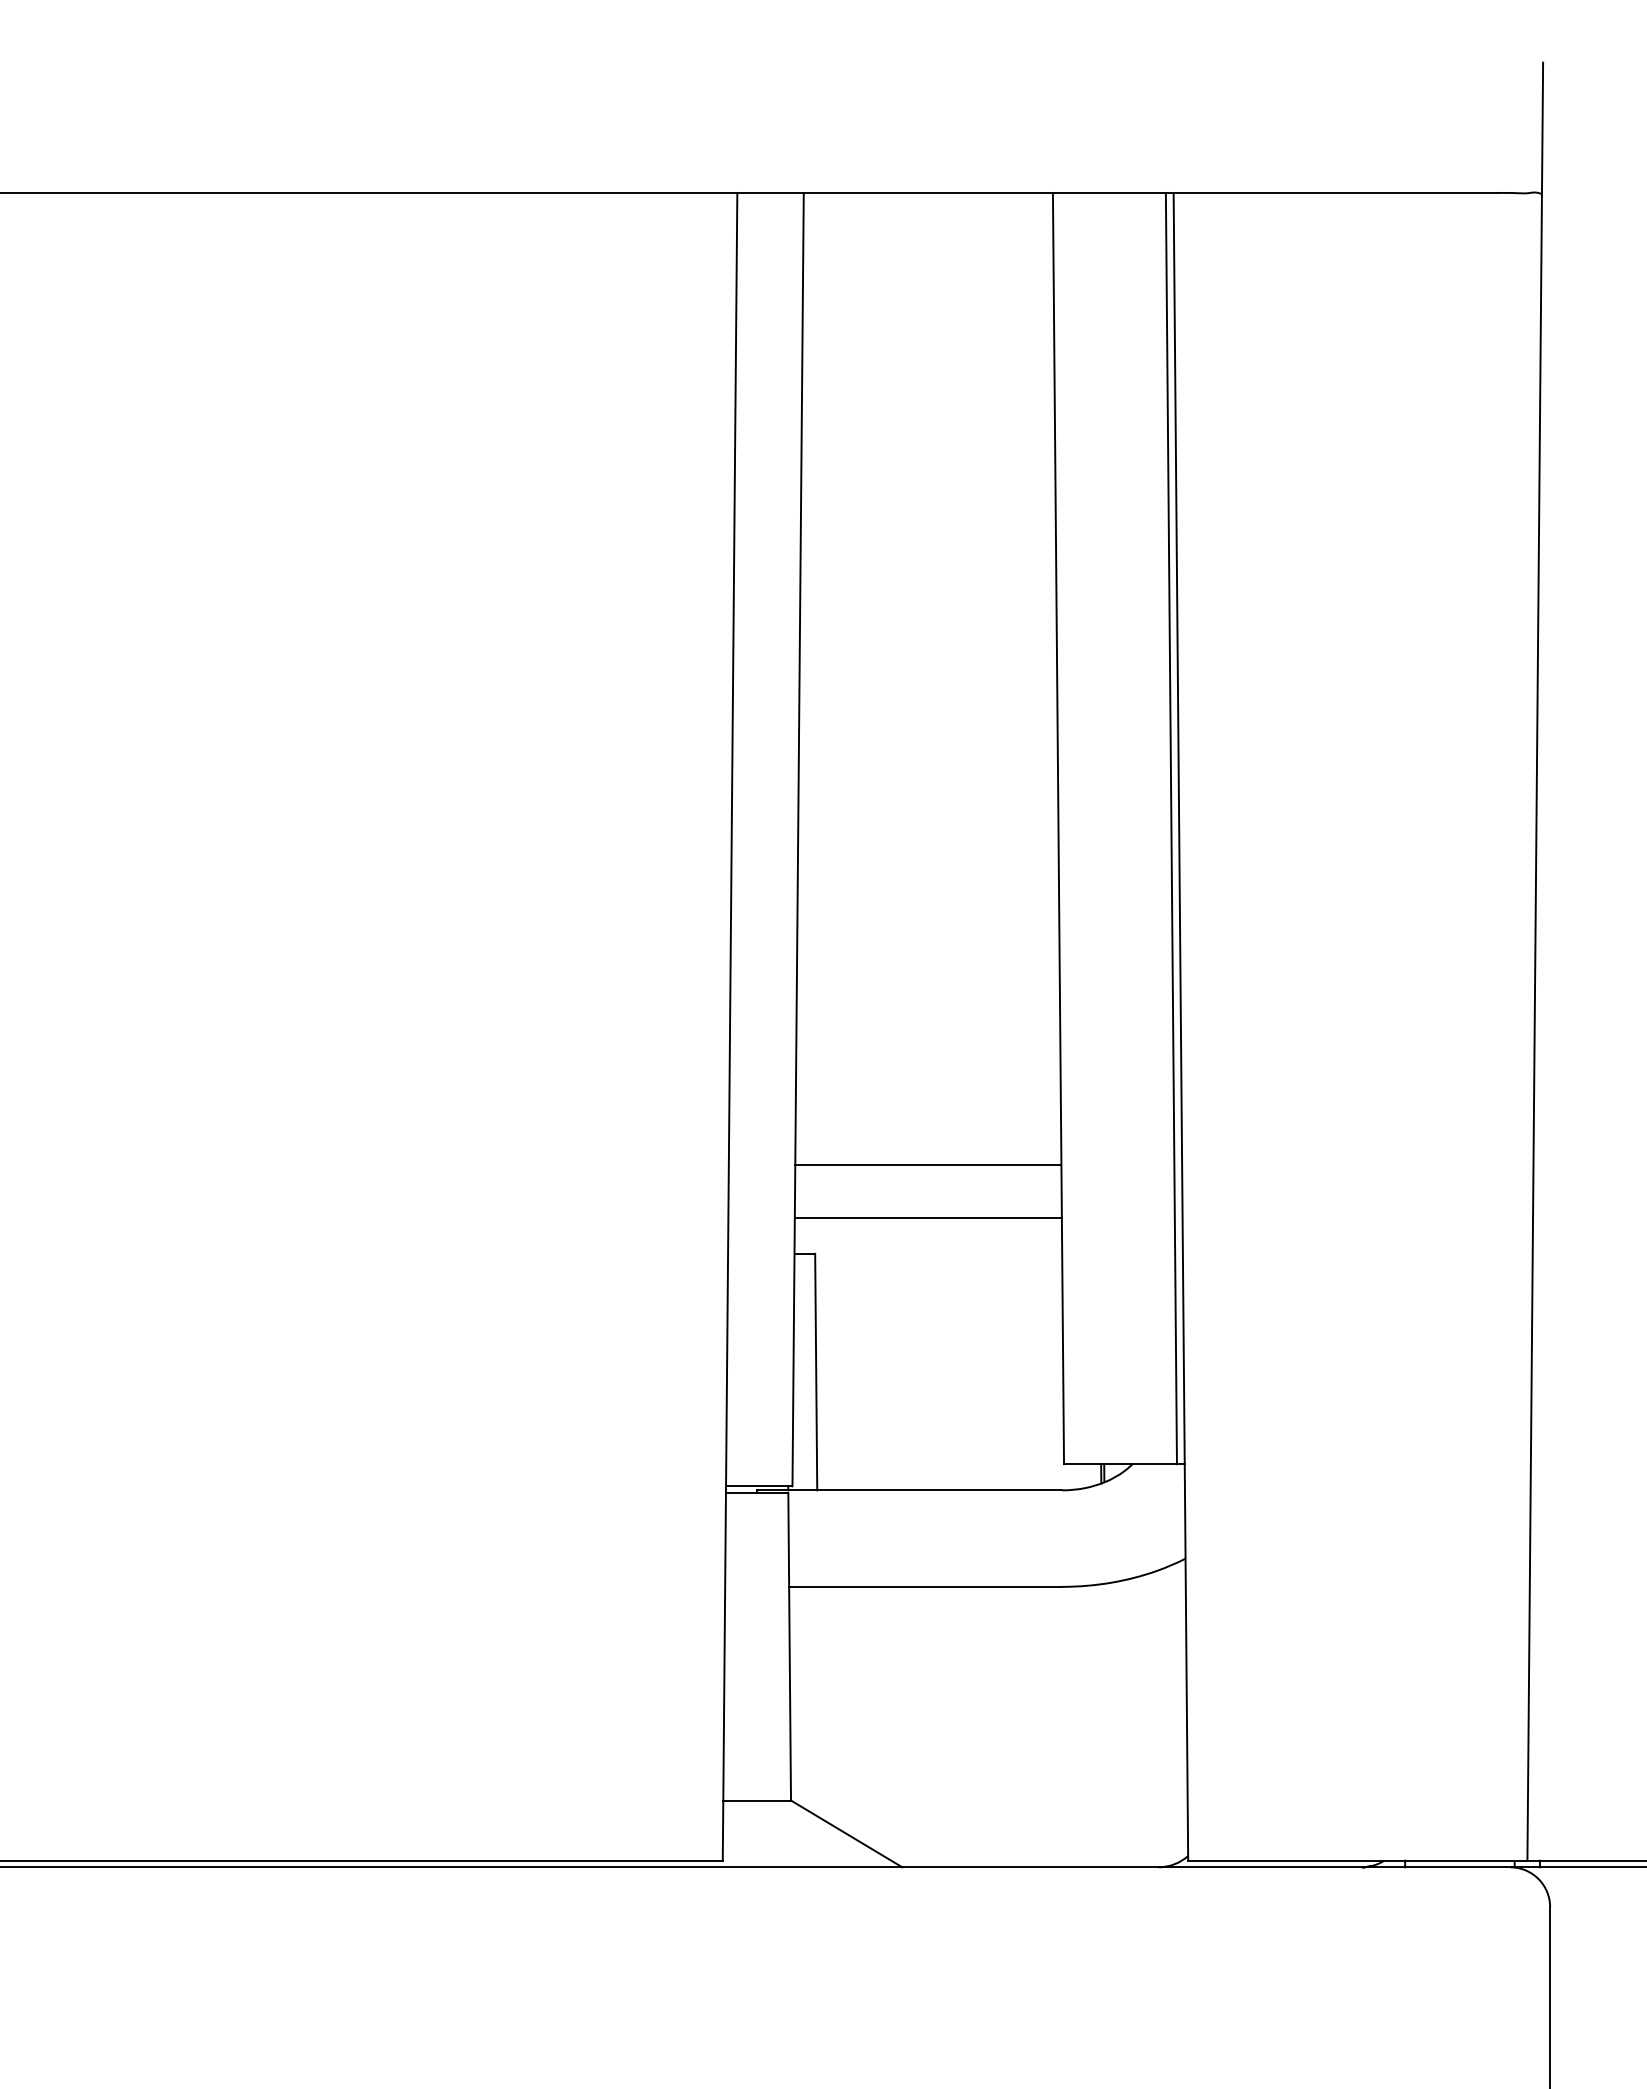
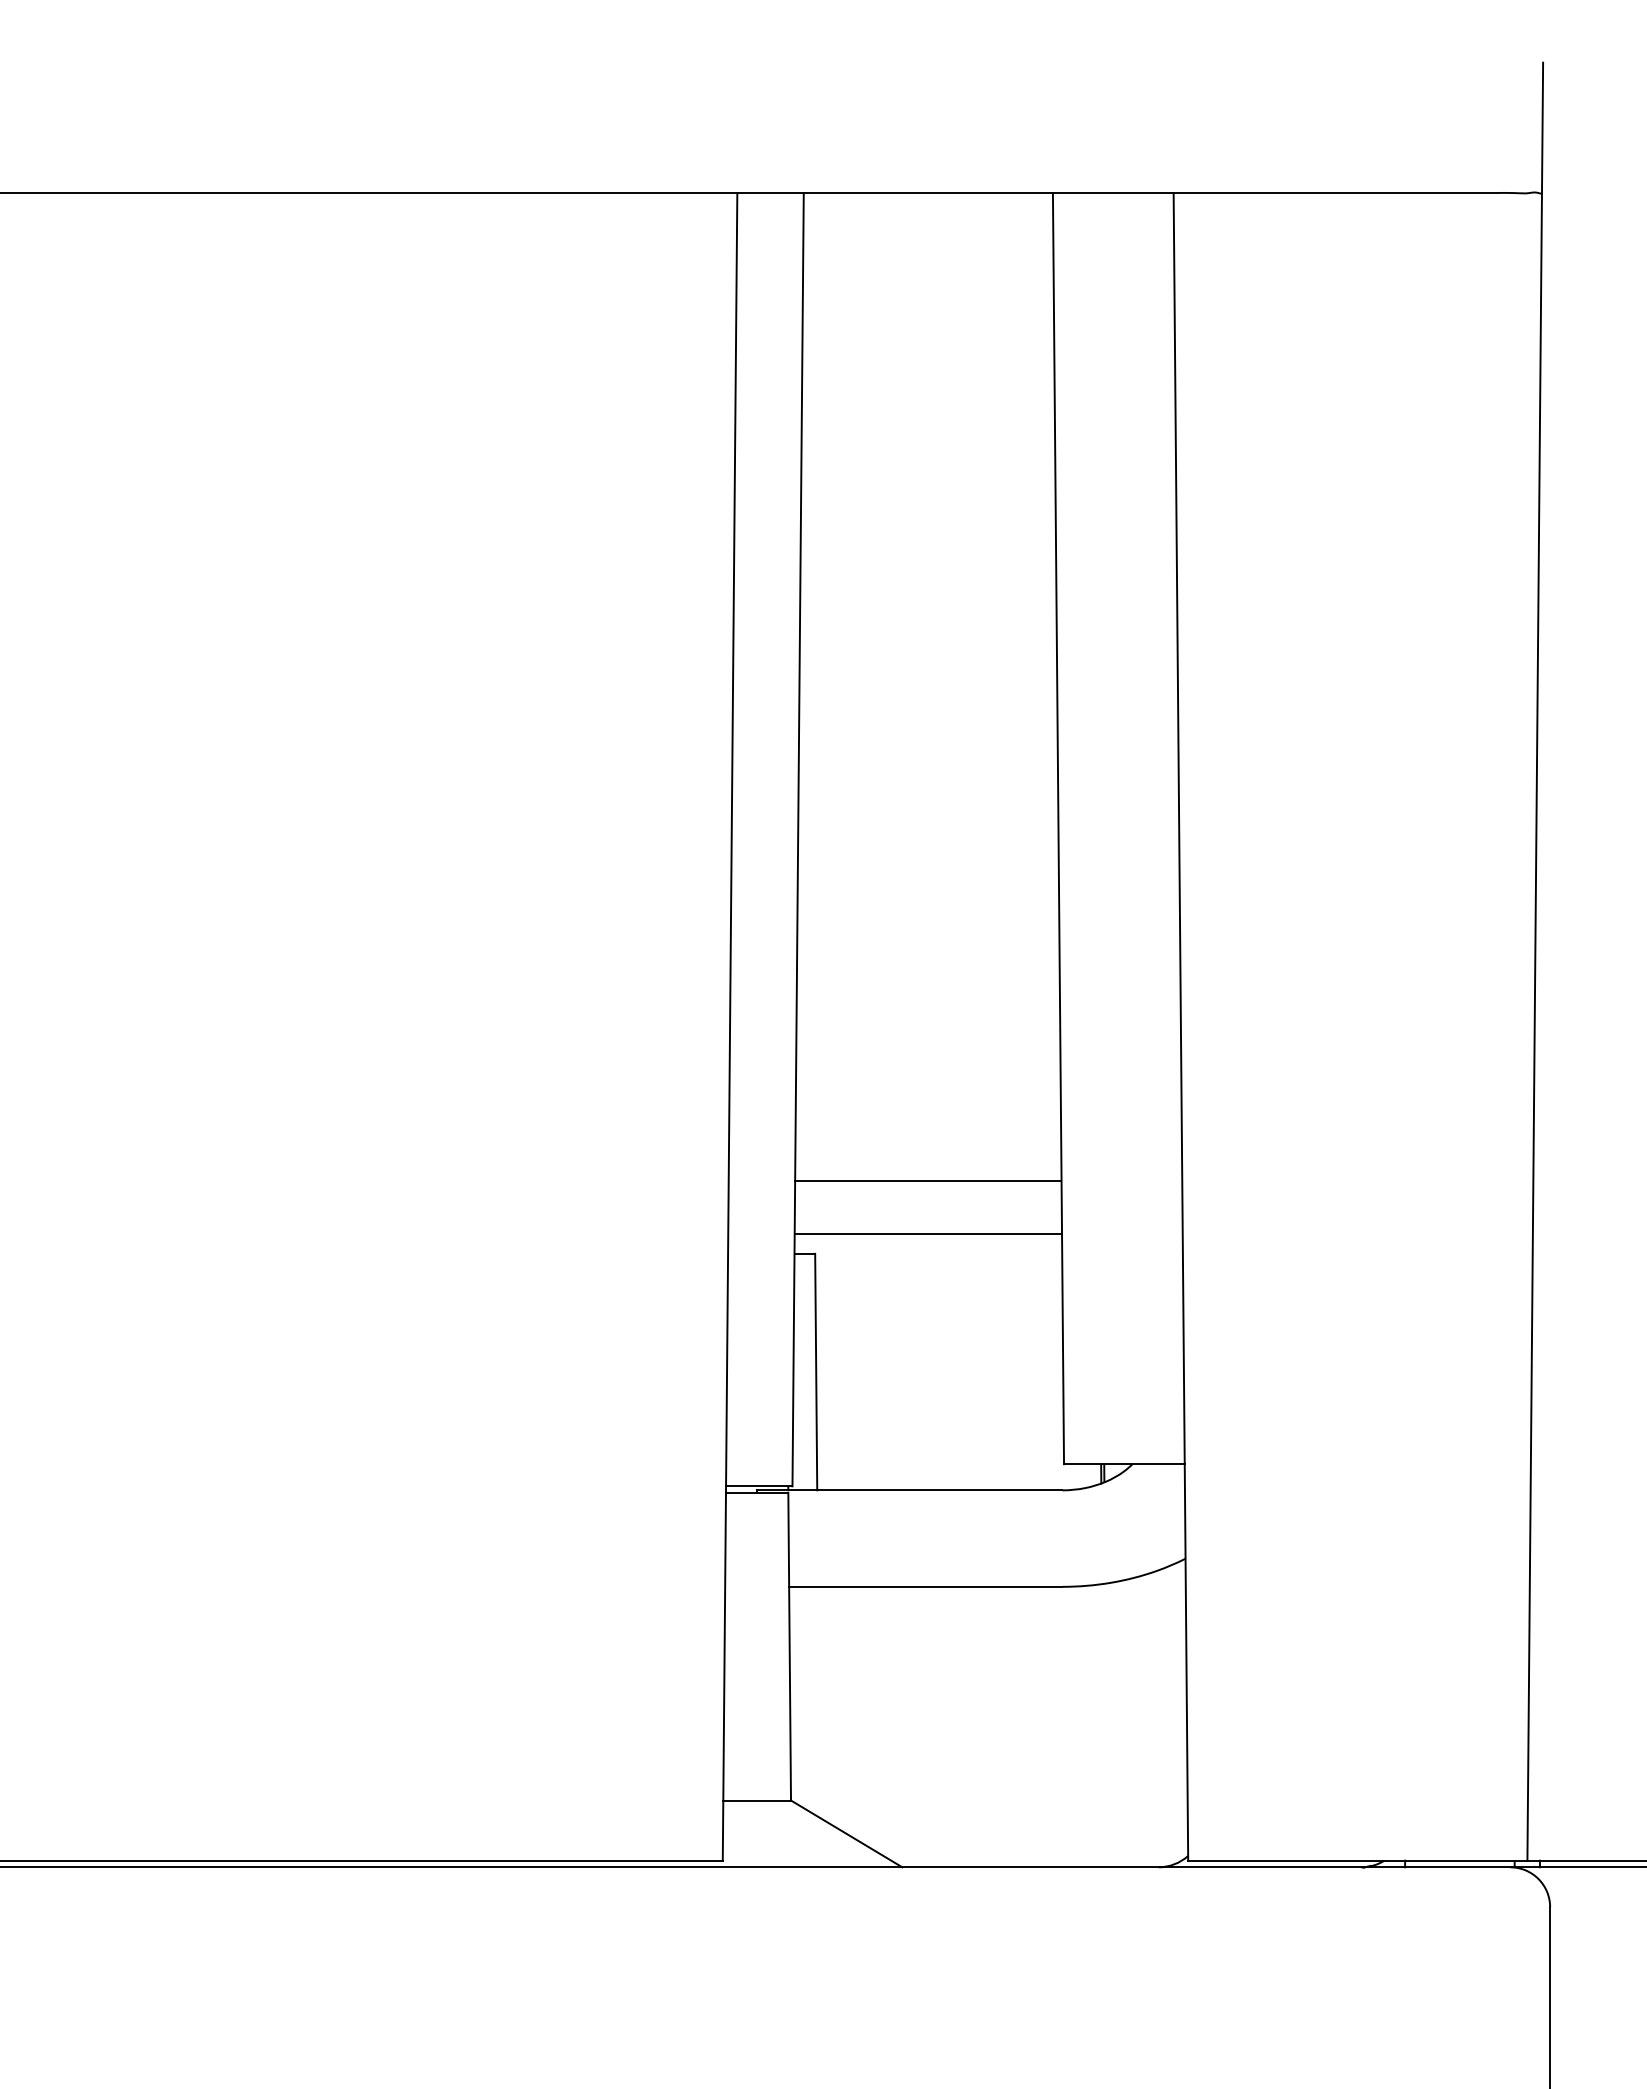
line: present -> none (1170, 828)
line position: (928, 1164) -> (928, 1180) (928, 1180)
line position: (927, 1217) -> (927, 1233) (927, 1233)
